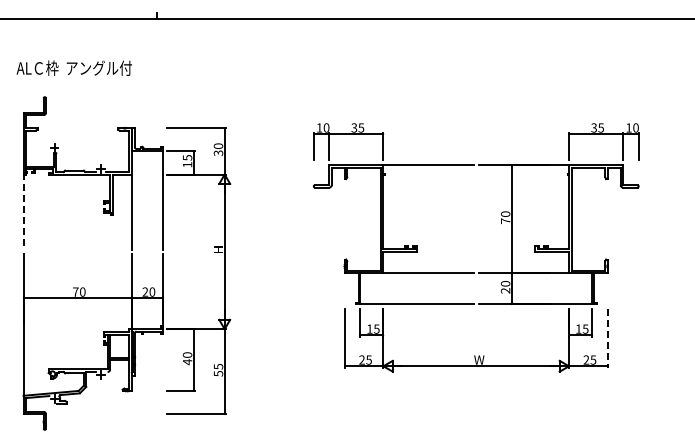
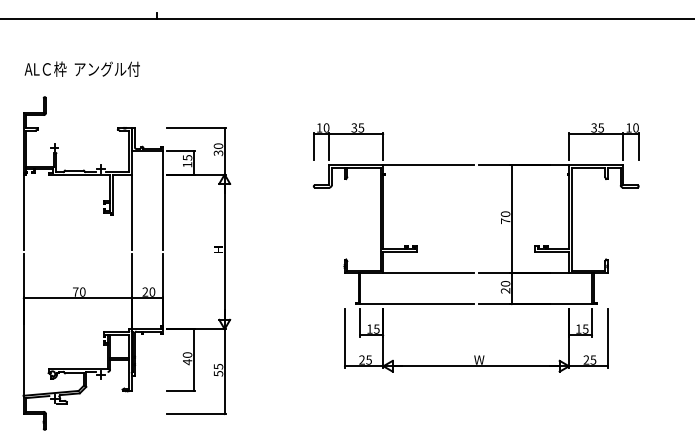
text position: (73, 67) -> (81, 68) (81, 68)
line: dashed -> solid (23, 211)
line: dashed -> solid (607, 338)
